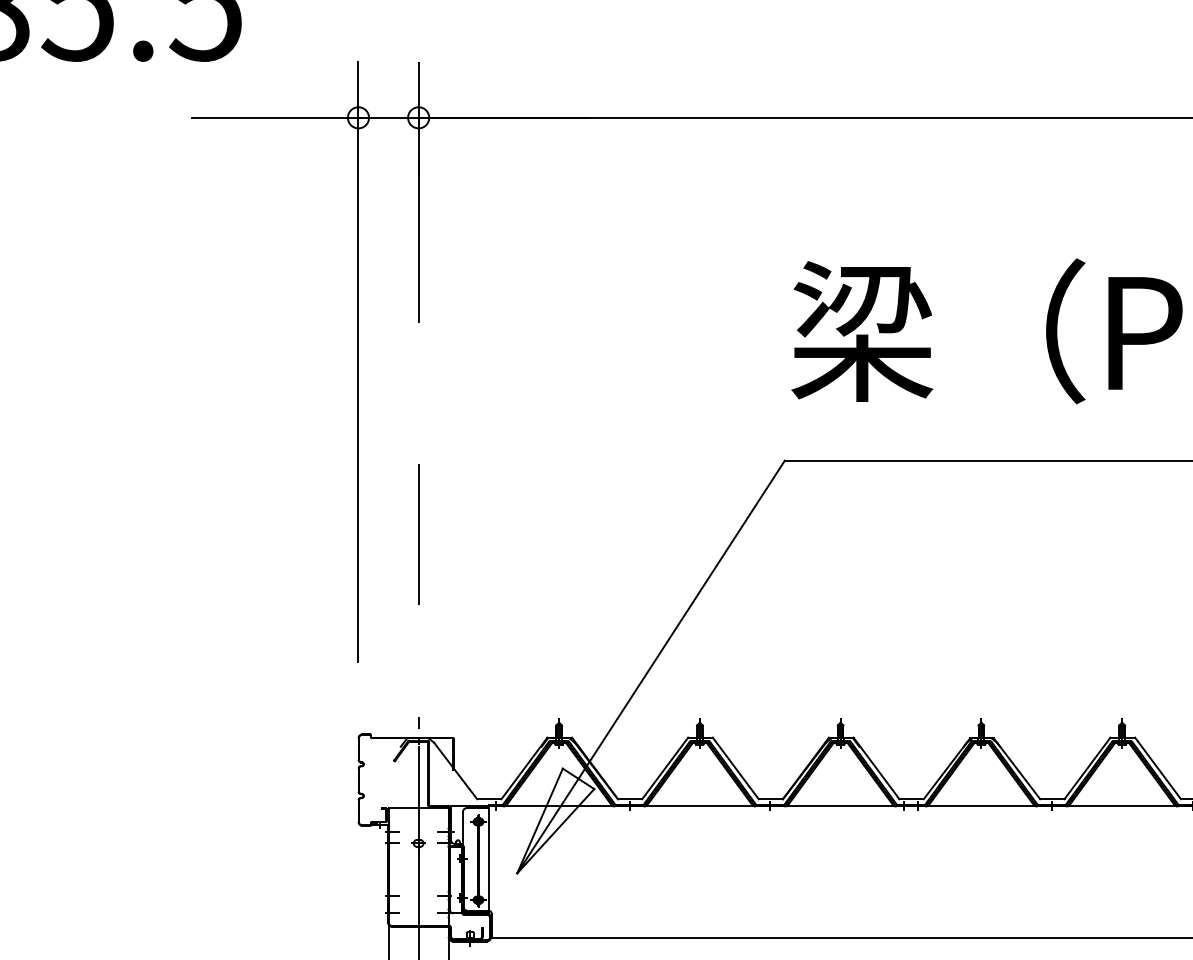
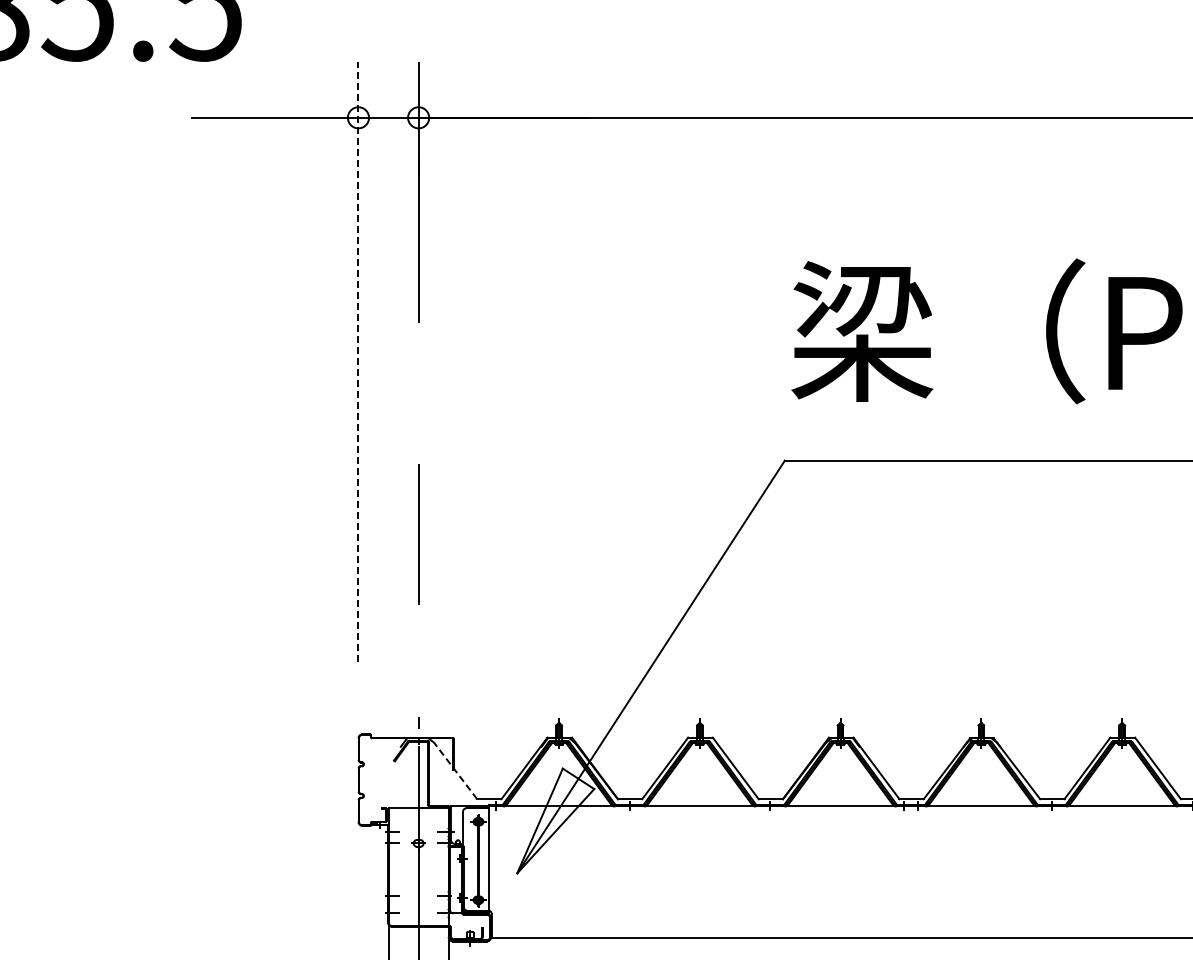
line: solid -> dashed (358, 361)
line: solid -> dashed (455, 770)
